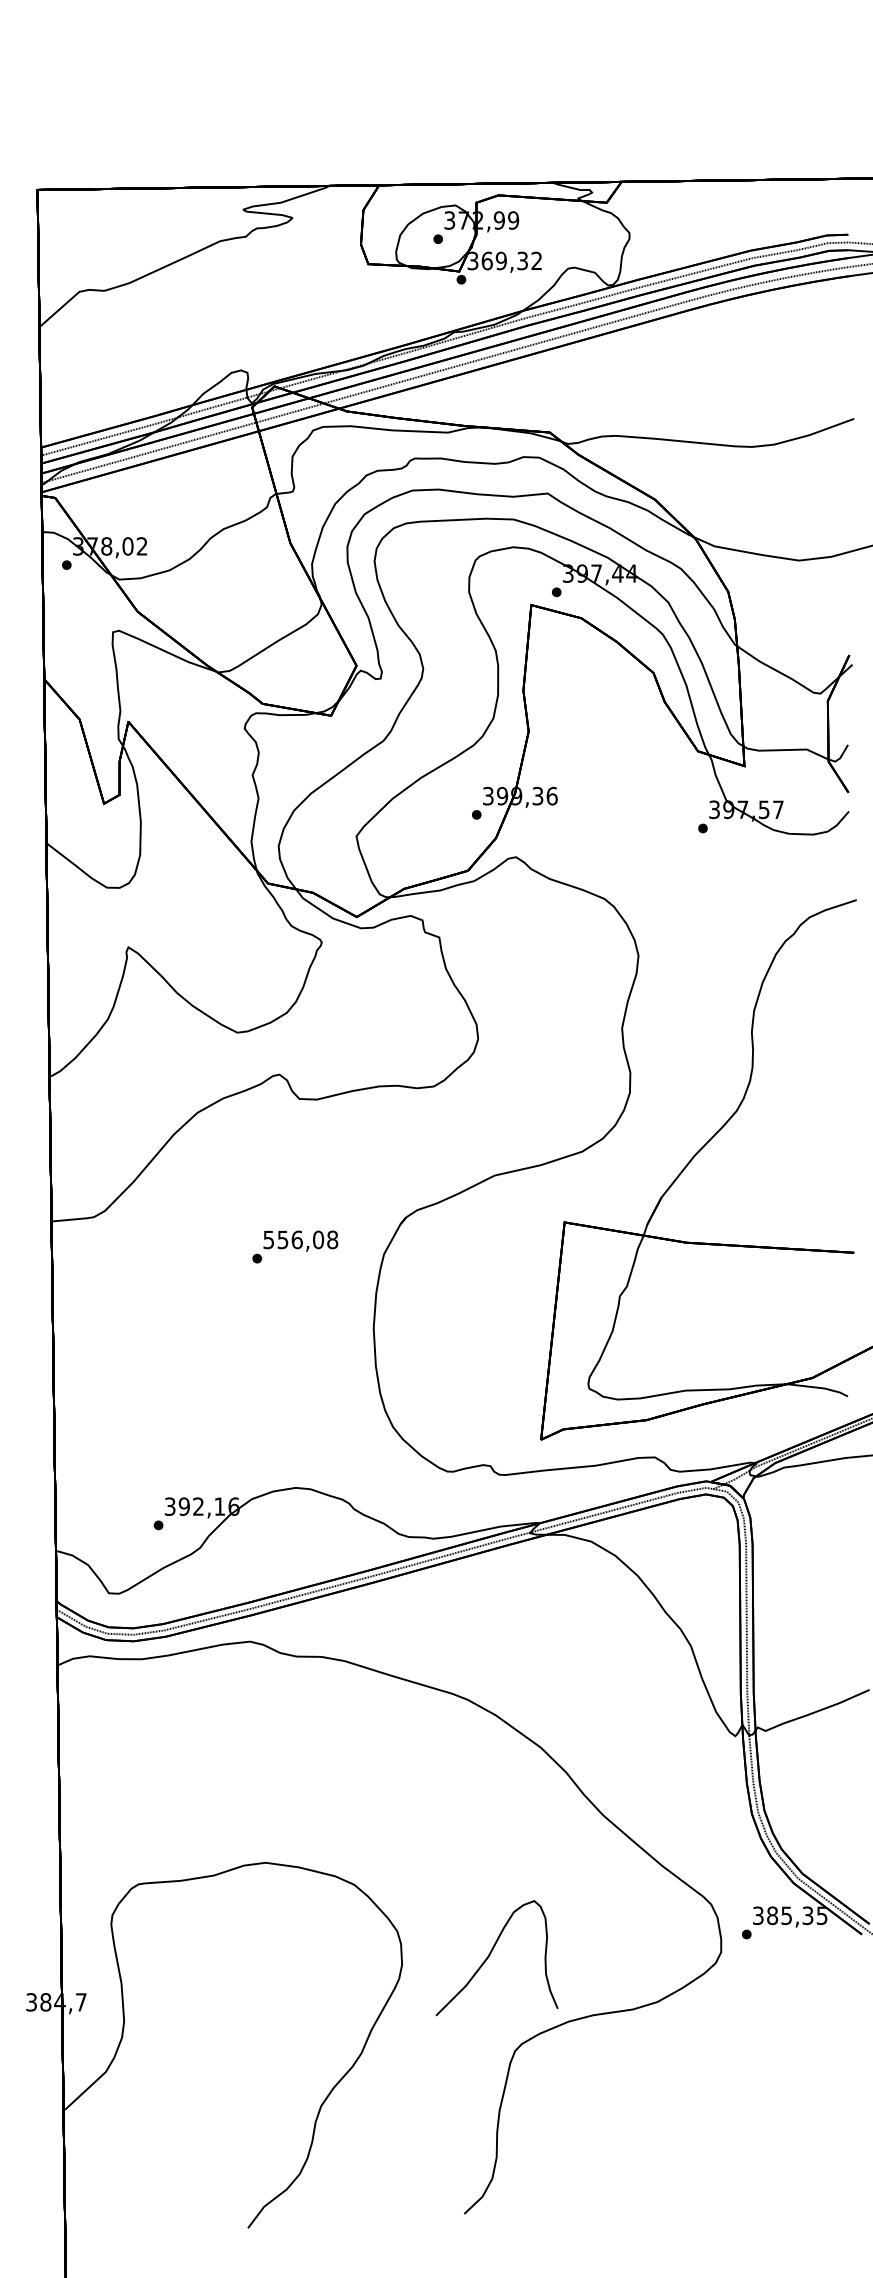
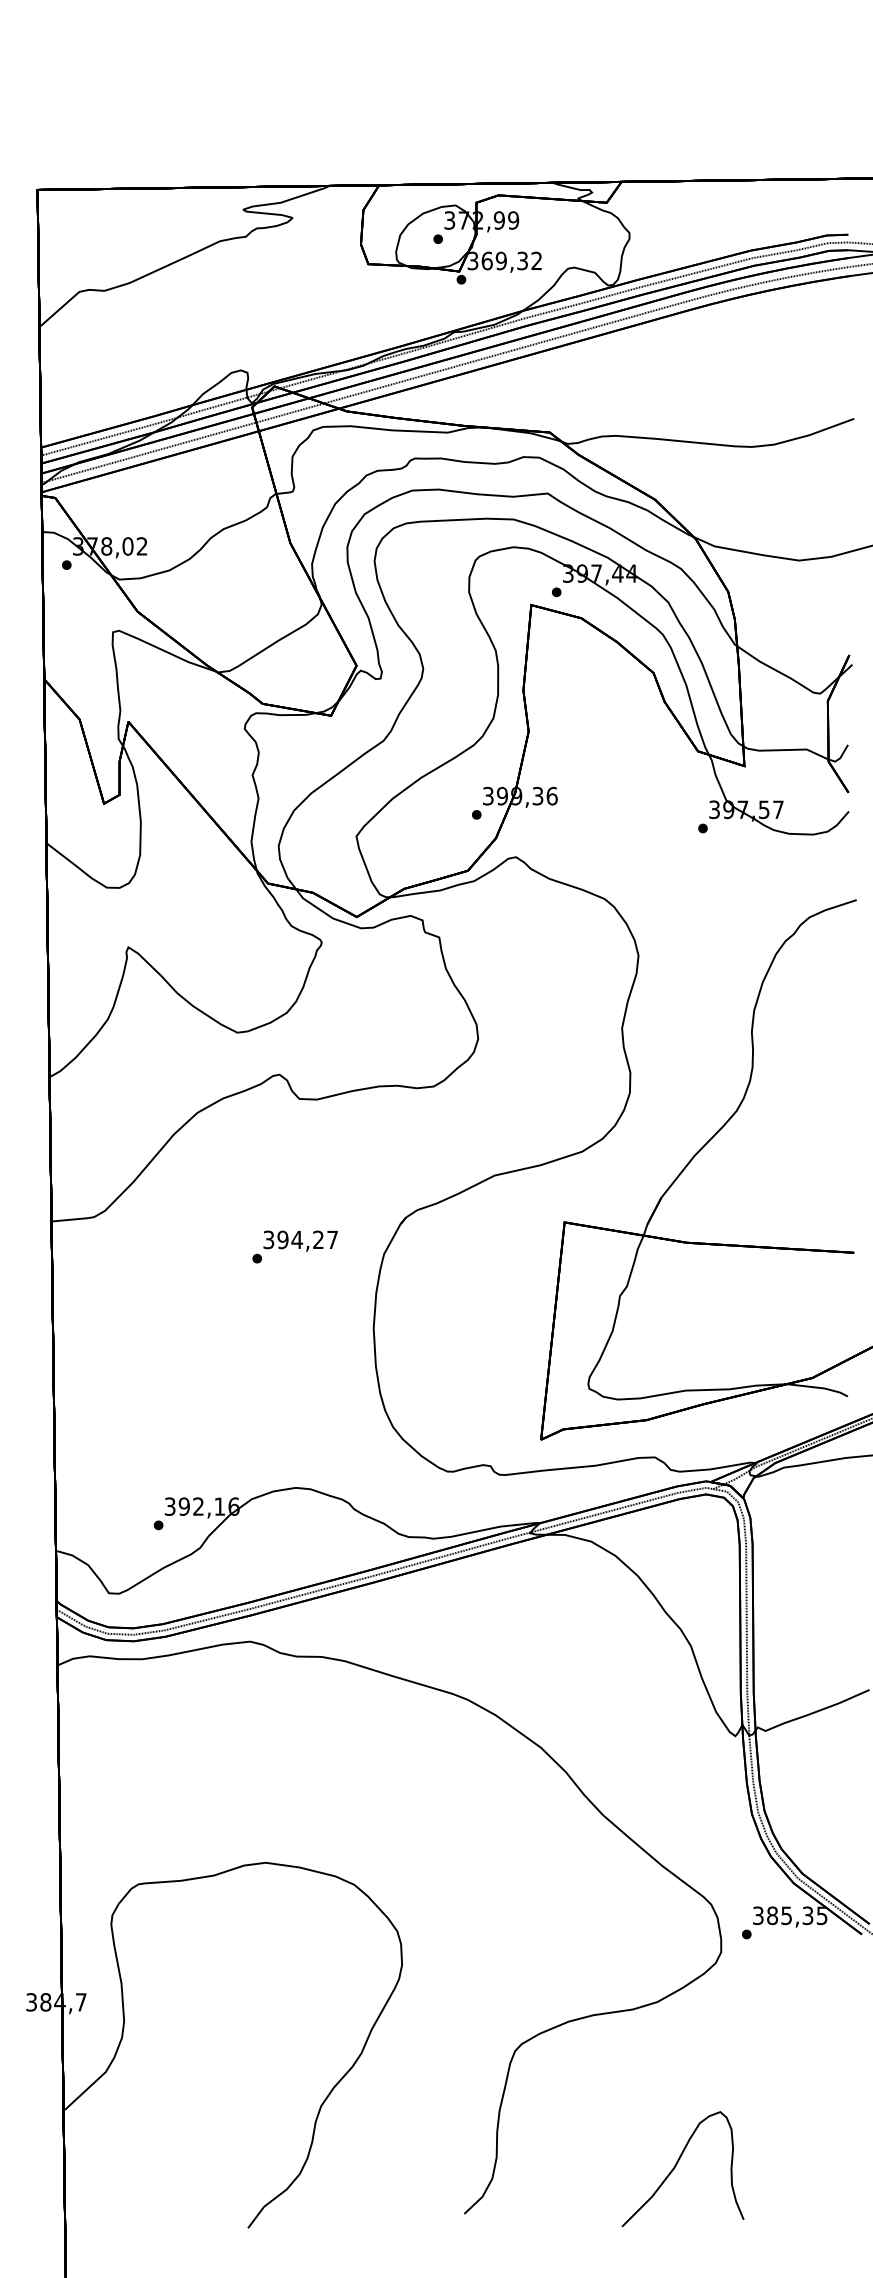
text: 556,08 -> 394,27 (301, 1239)
curve position: (490, 1955) -> (676, 2166) (676, 2166)
